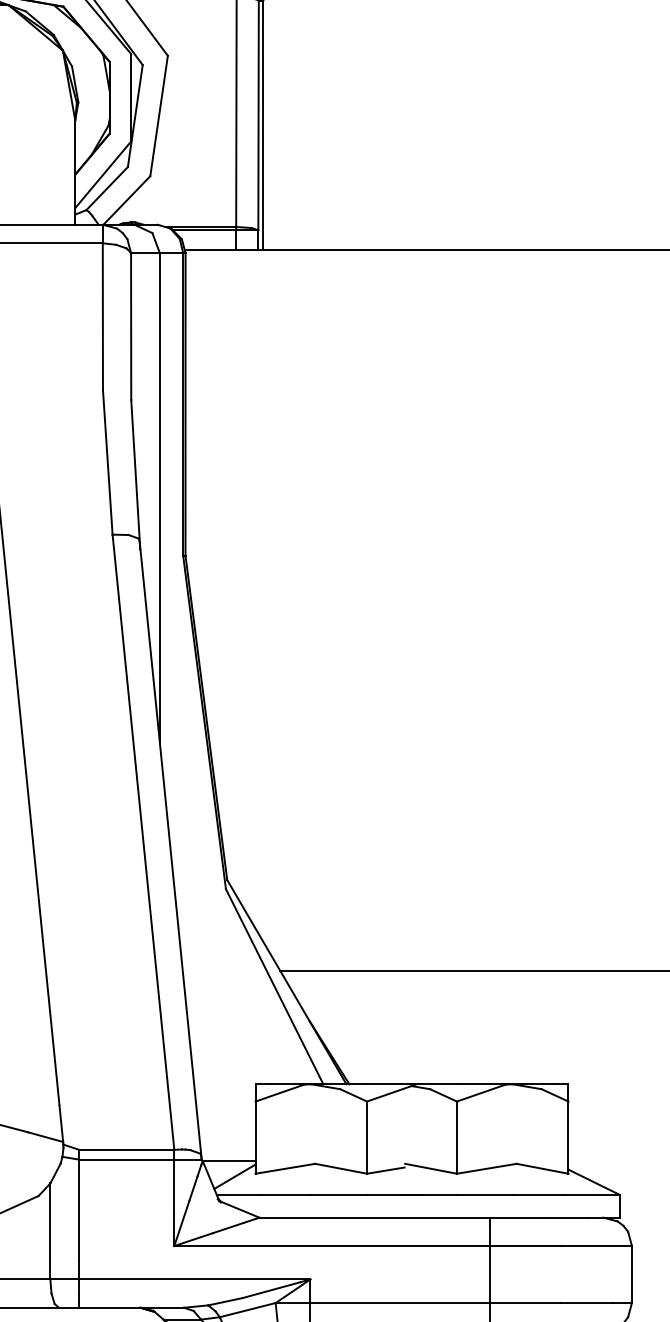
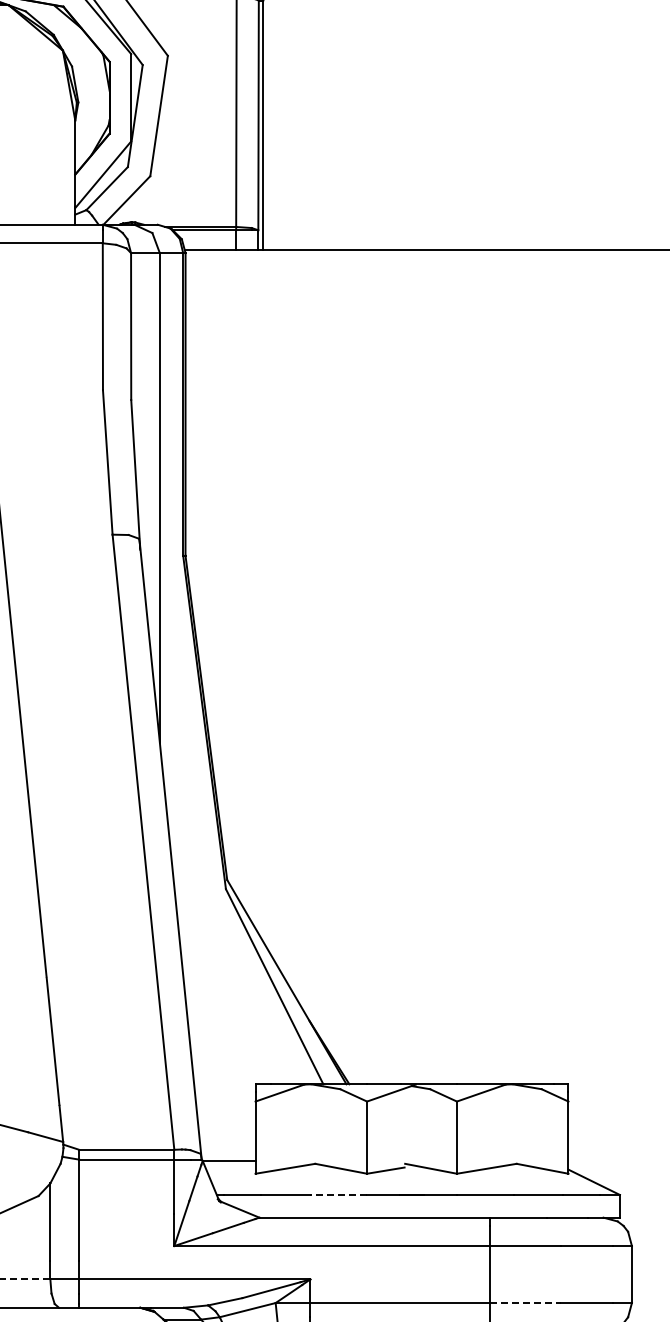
line: present -> none (473, 970)
line: present -> none (234, 1176)
line: solid -> dashed (338, 1194)
line: solid -> dashed (25, 1279)
line: solid -> dashed (526, 1303)
